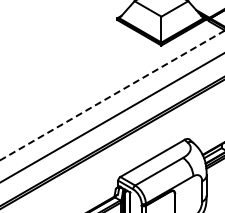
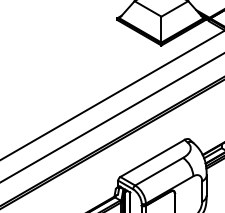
line: dashed -> solid (112, 95)
